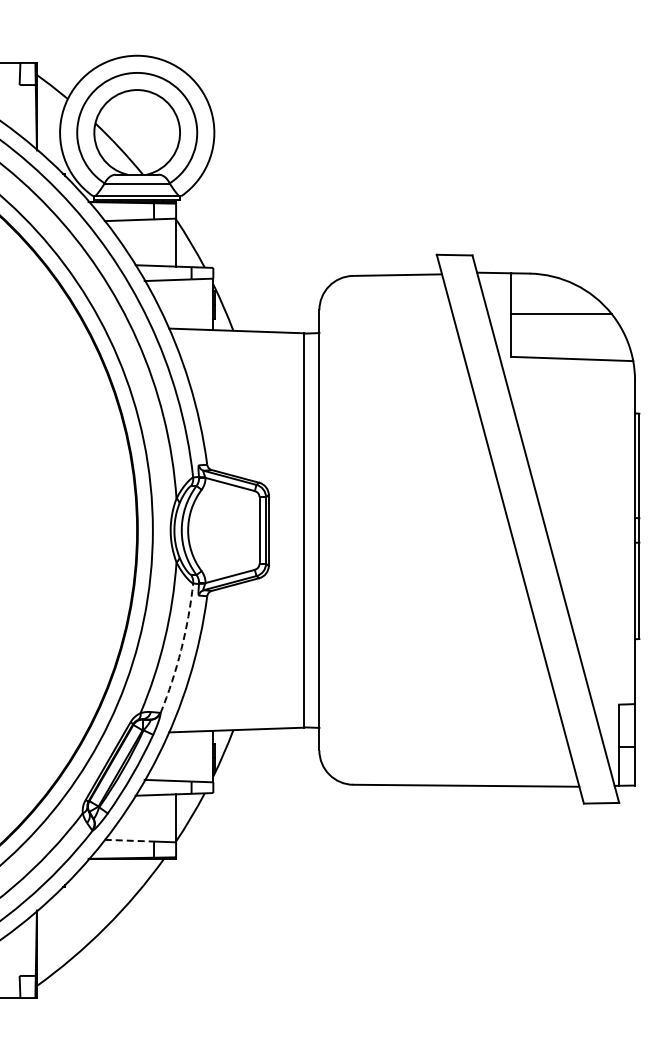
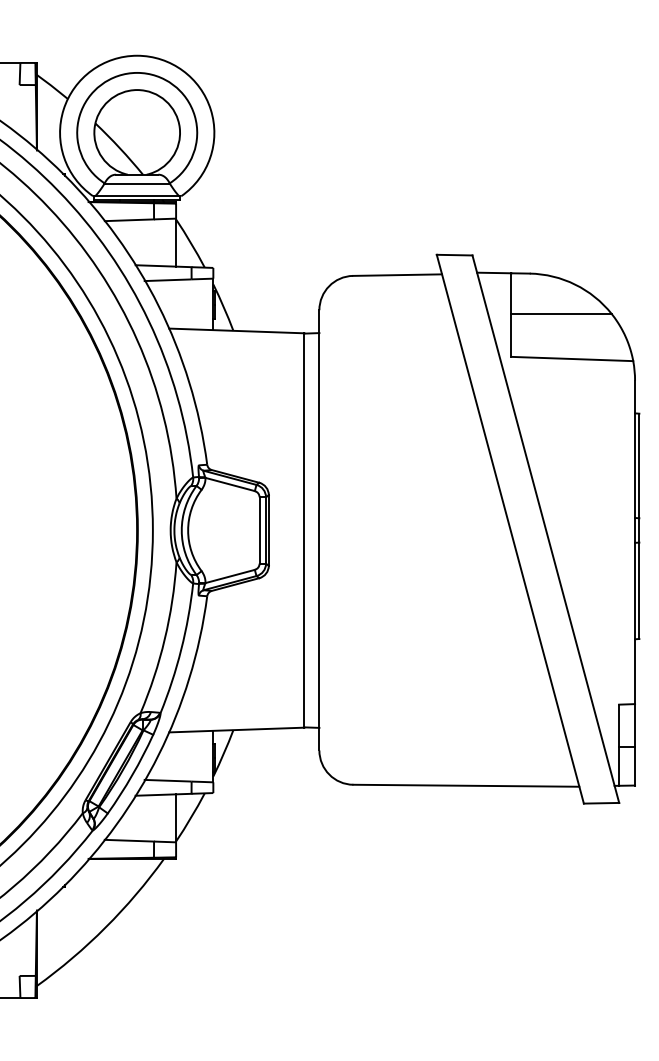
arc: dashed -> solid (181, 649)
line: dashed -> solid (129, 840)
